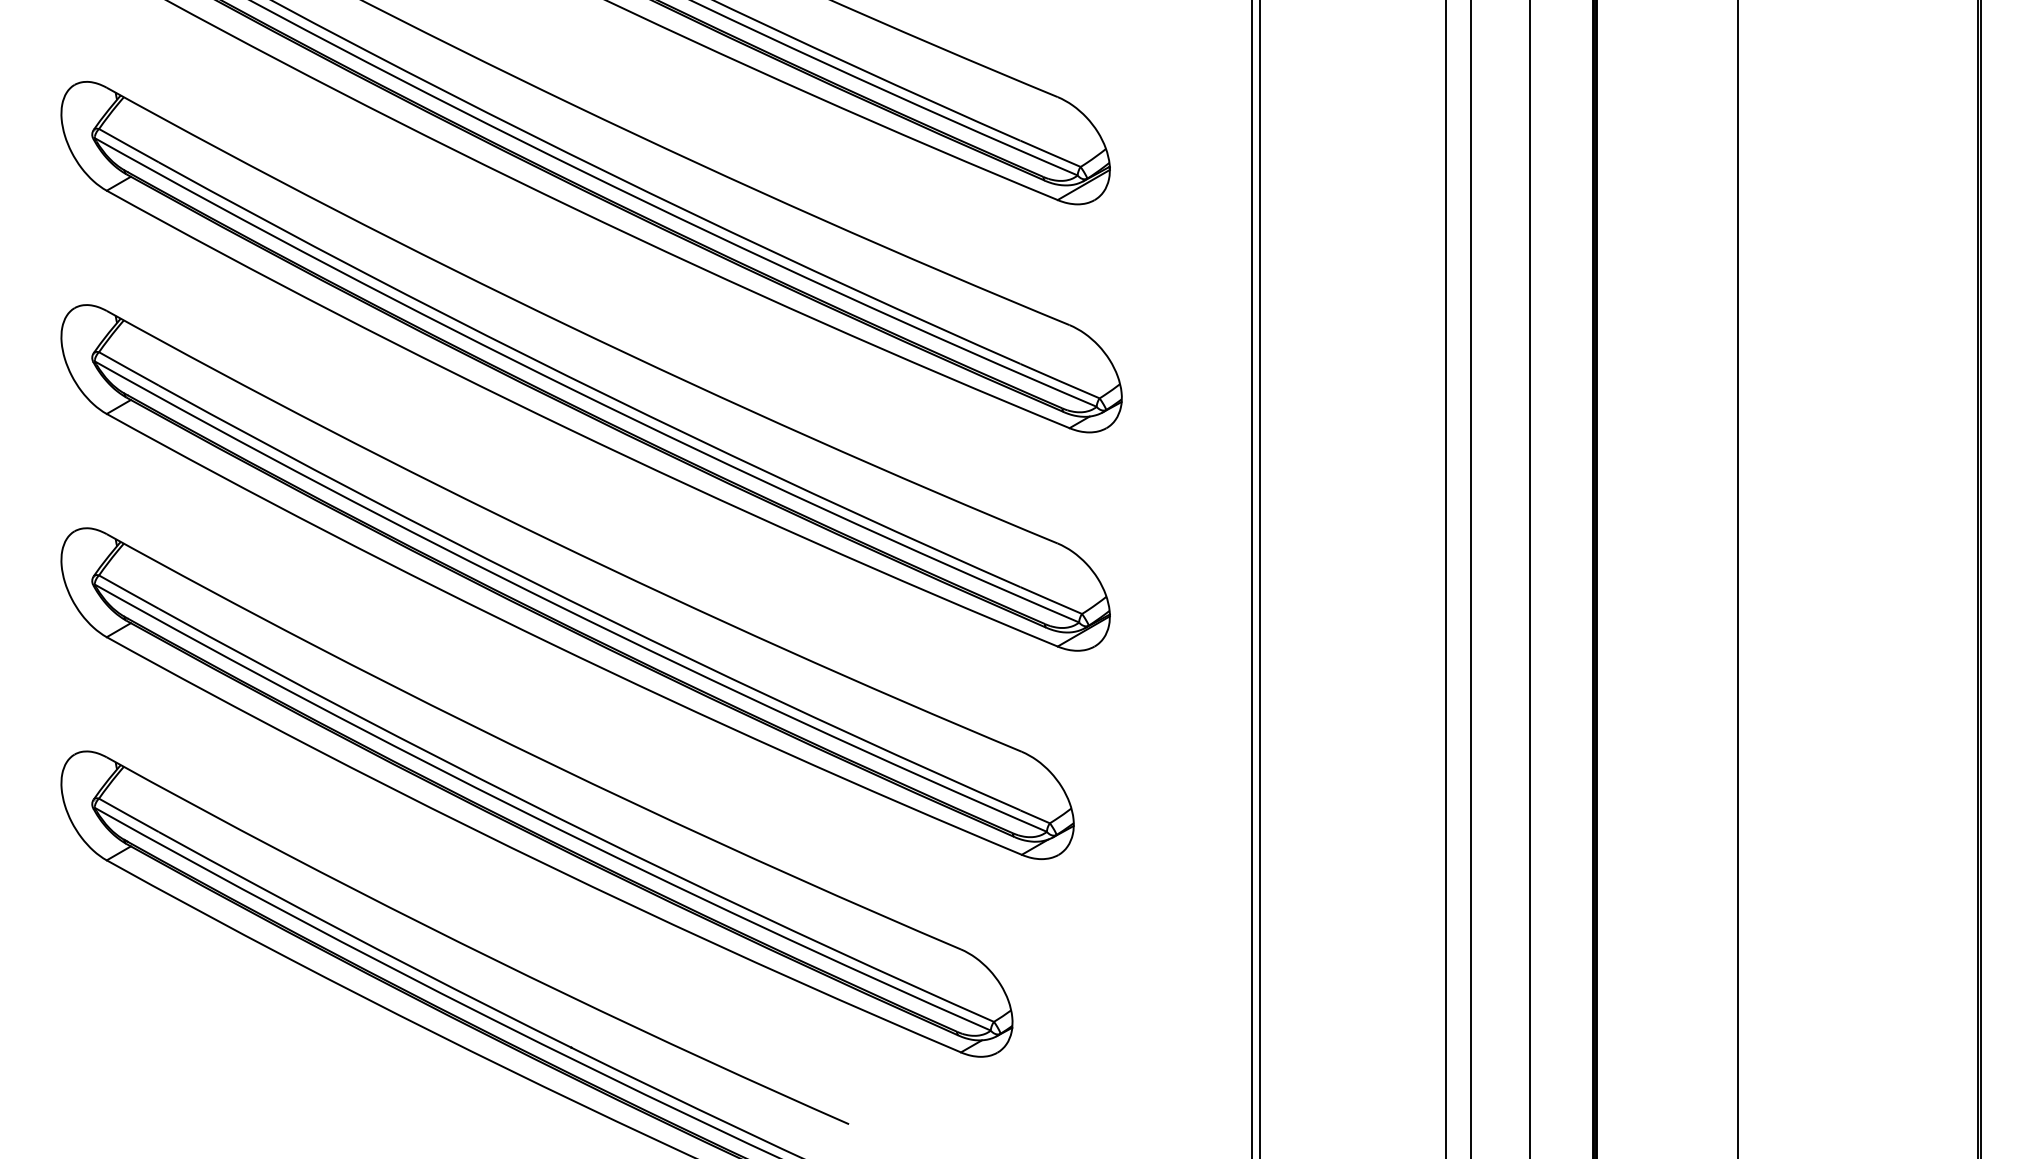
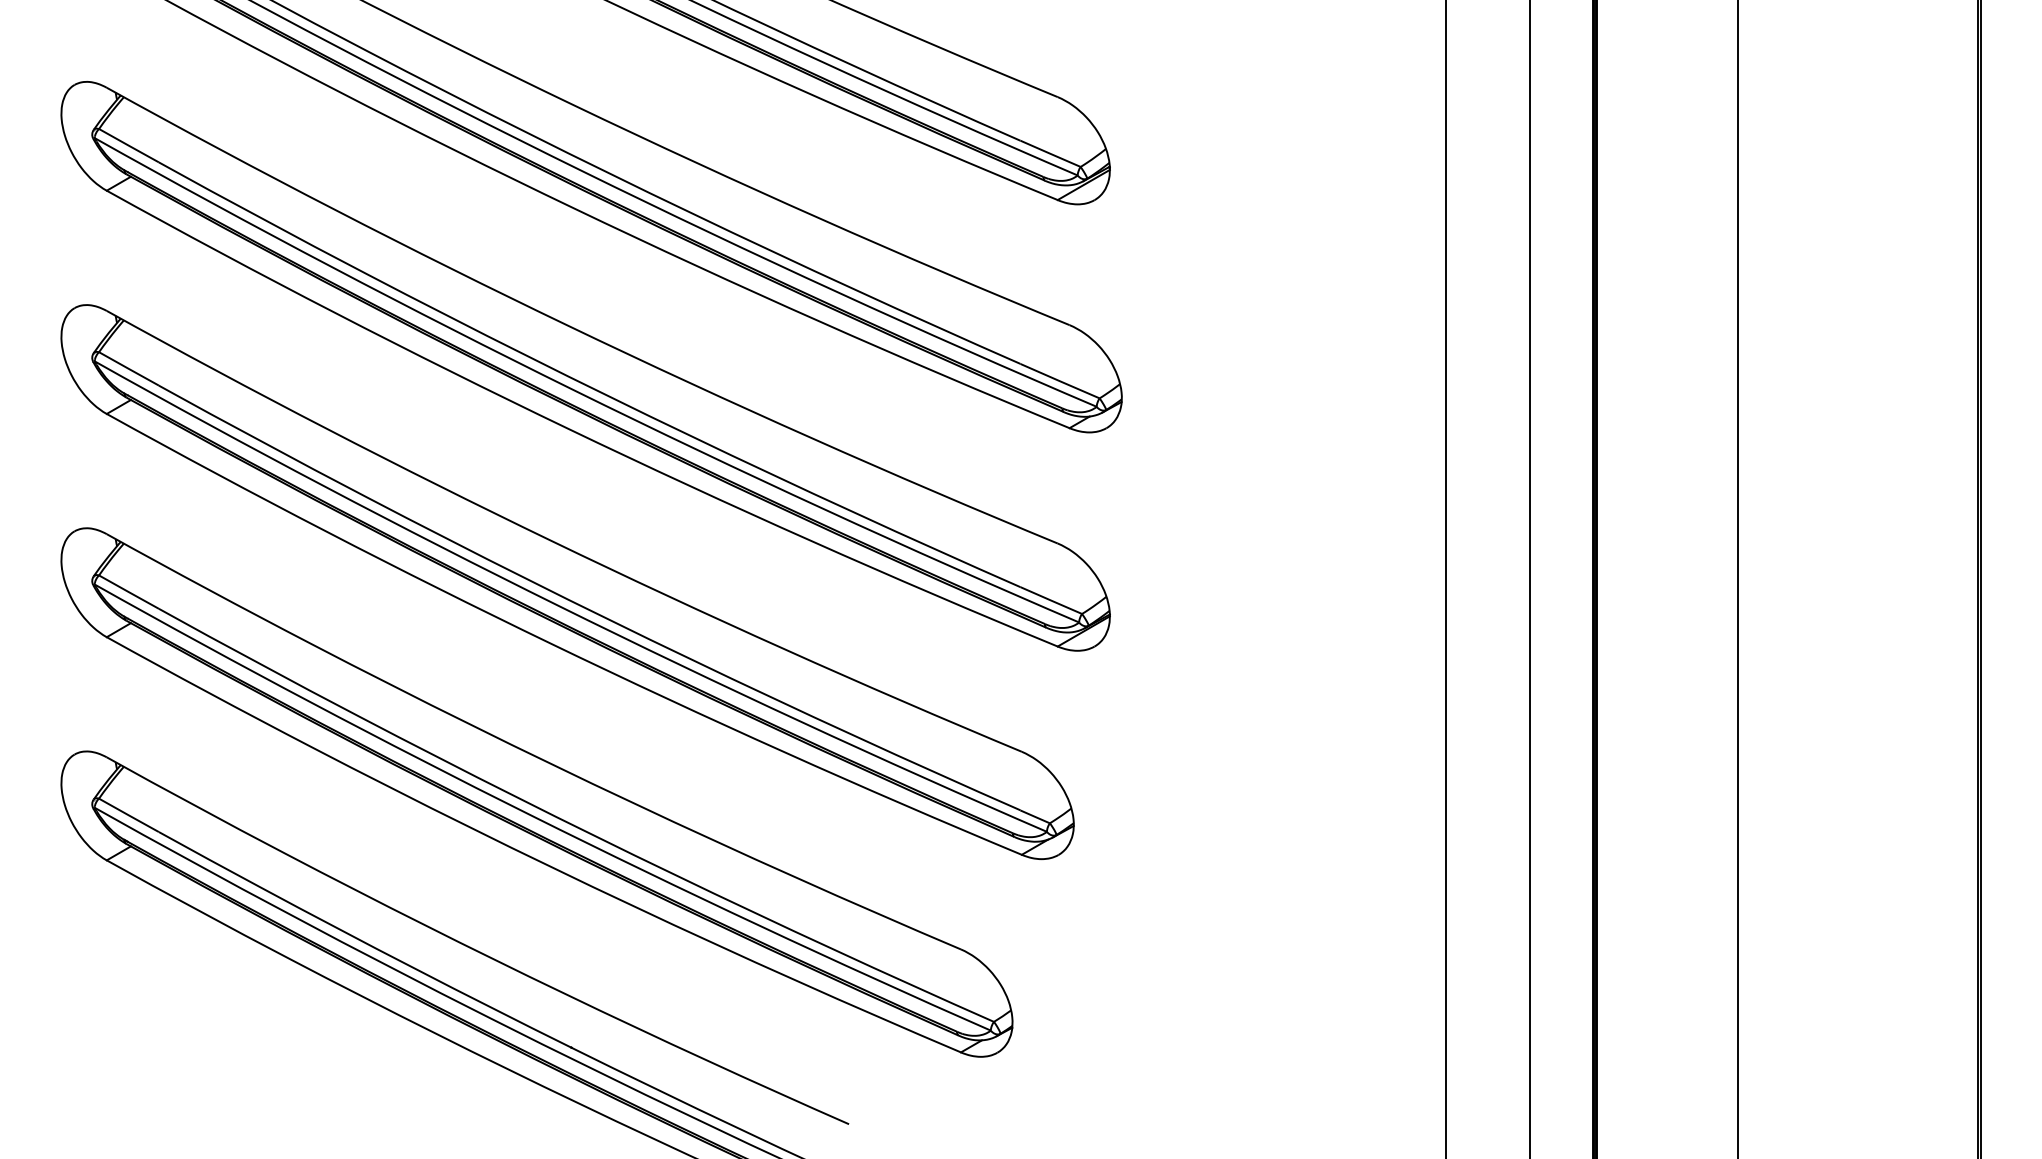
line: present -> none (1252, 578)
line: present -> none (1260, 578)
line: present -> none (1470, 578)
